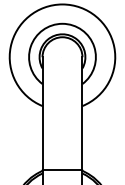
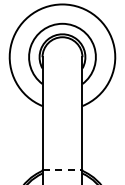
line: solid -> dashed (62, 170)
